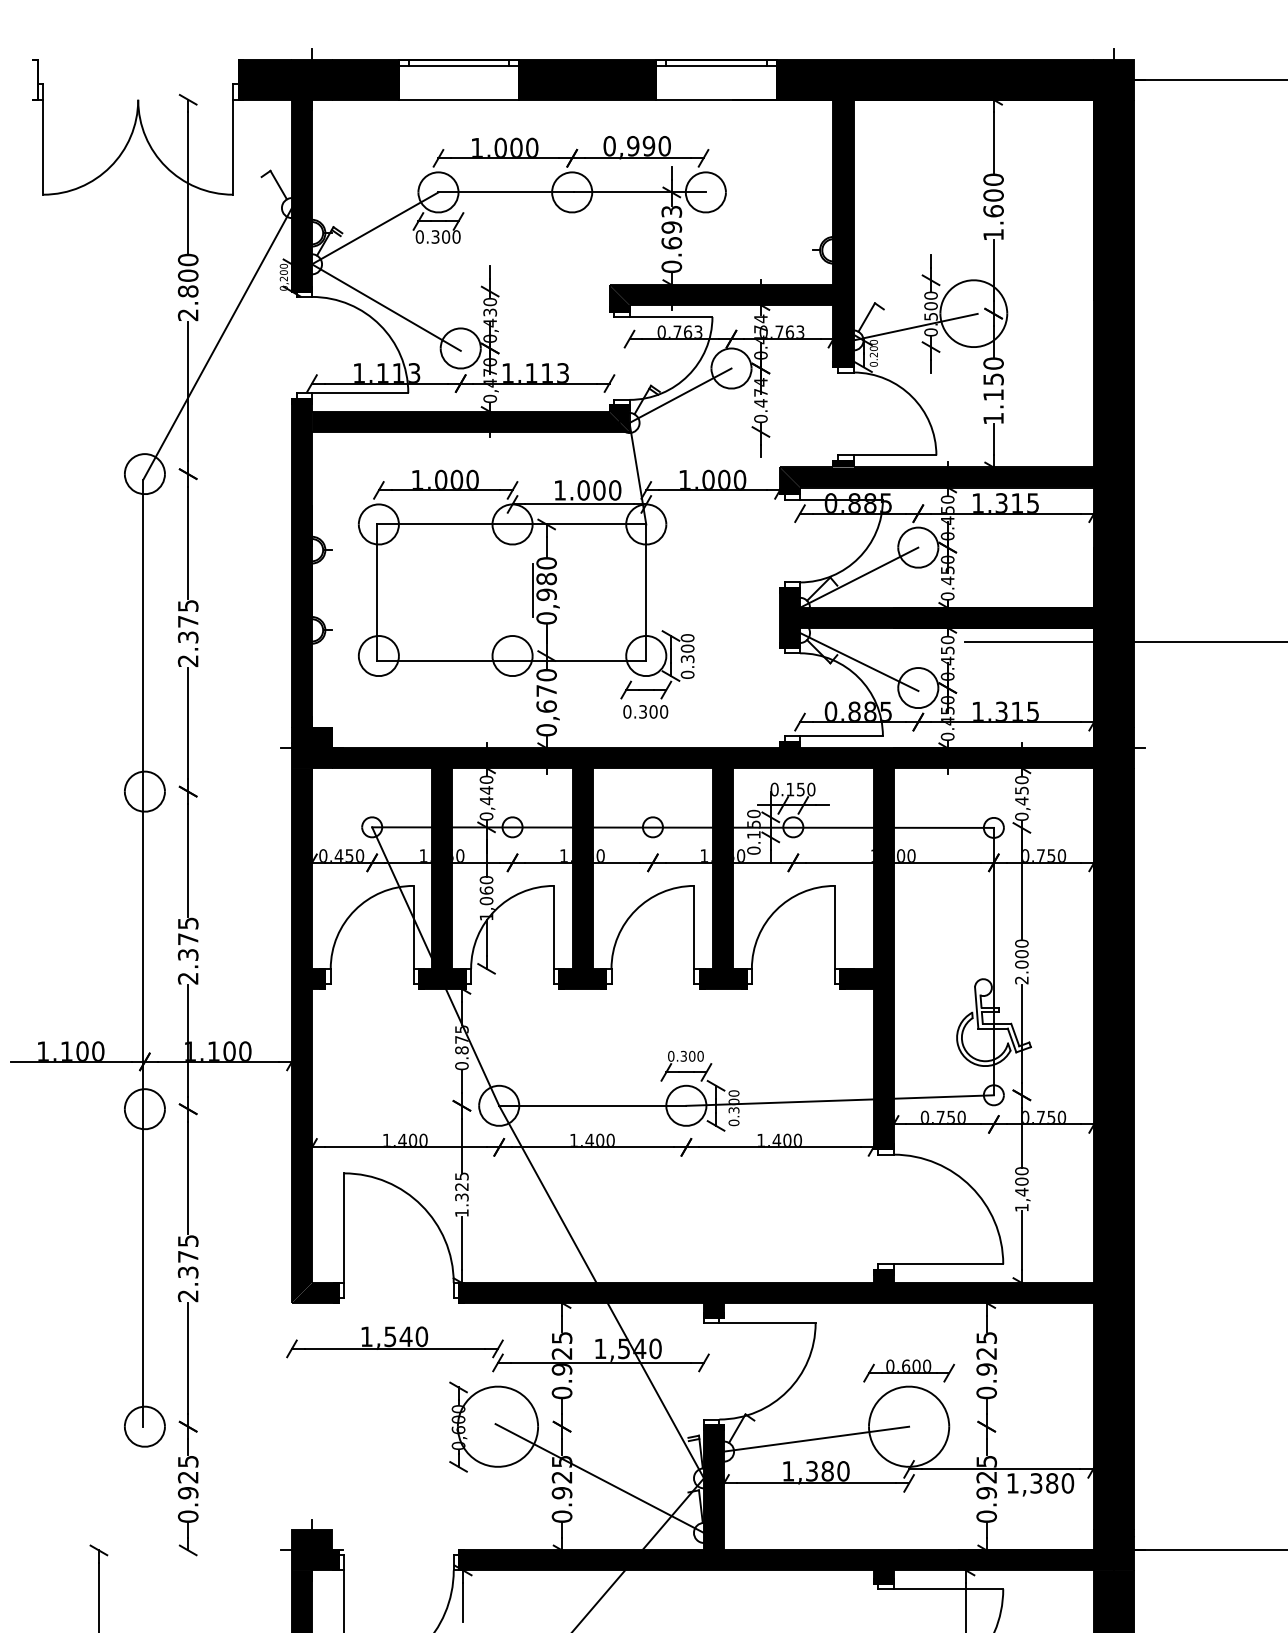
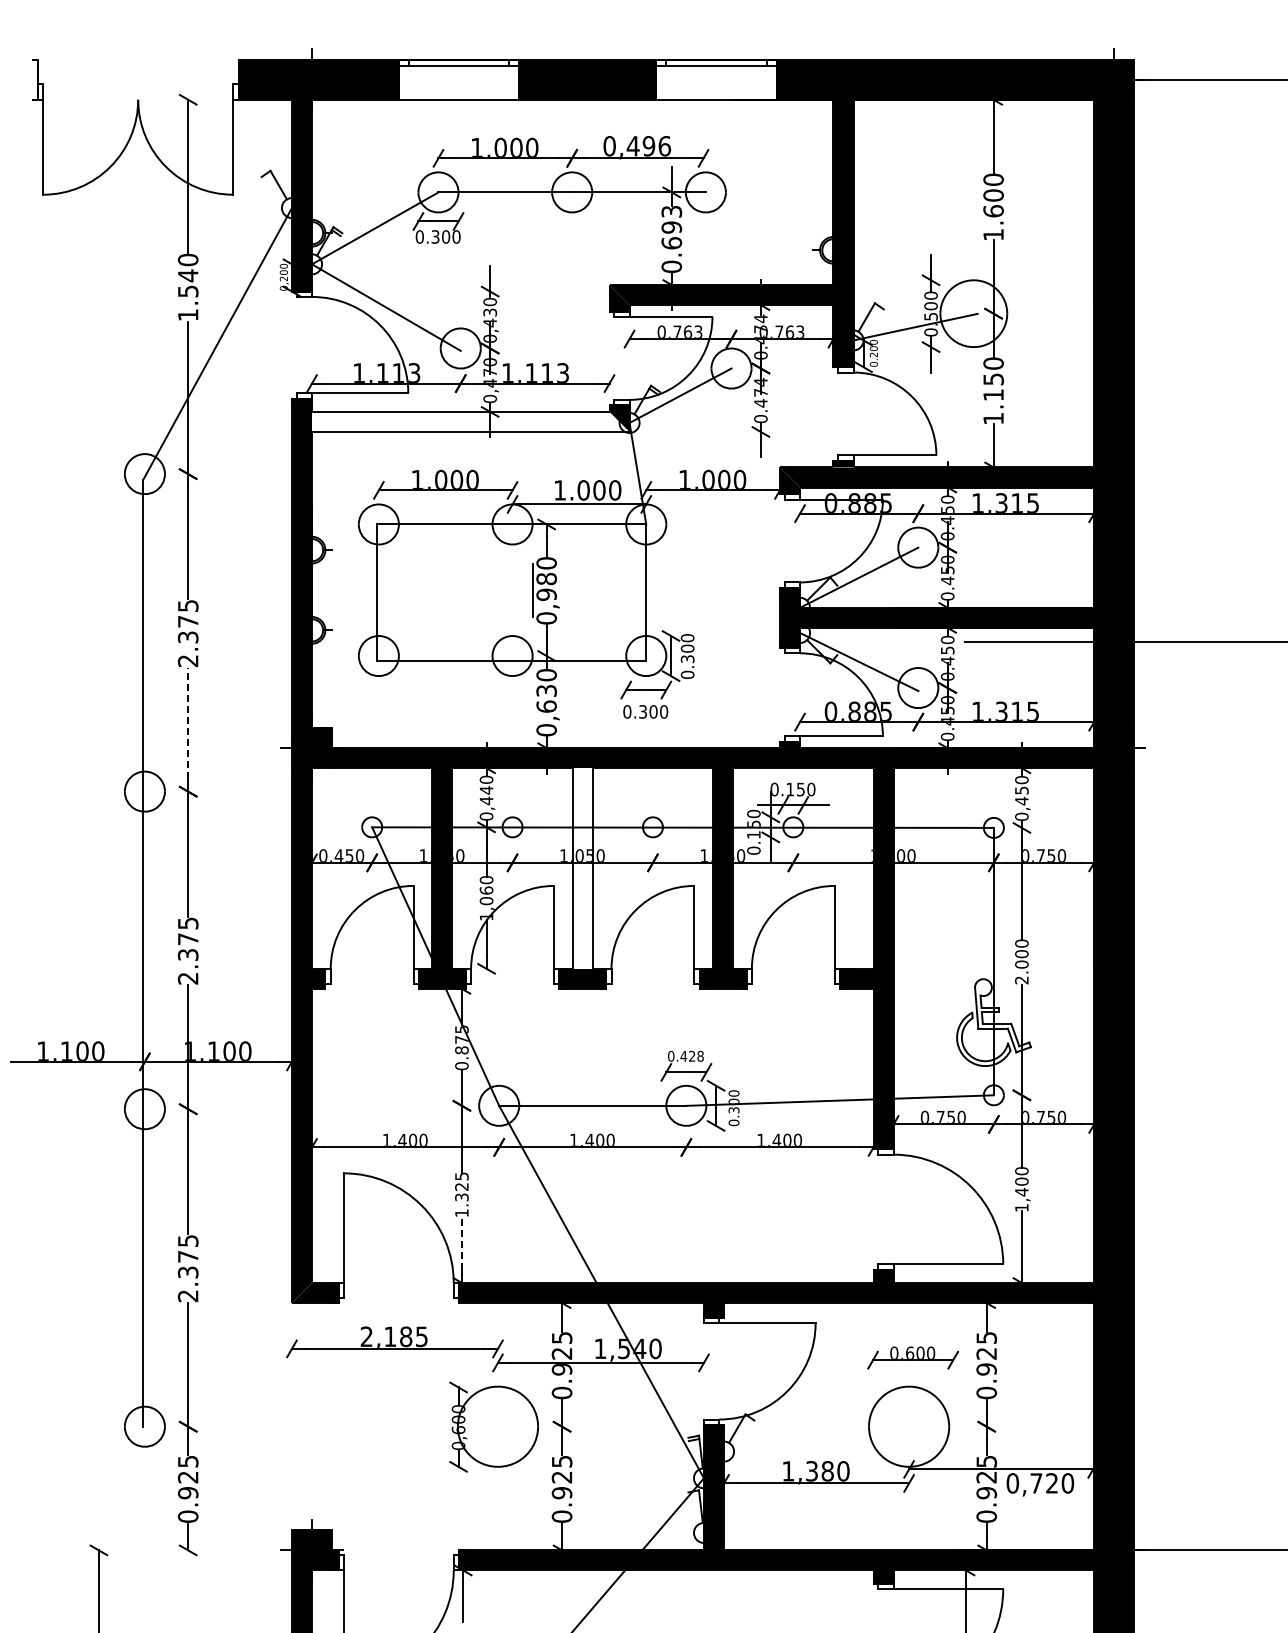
text: 0,990 -> 0,496 (648, 145)
text: 2.800 -> 1.540 (187, 295)
fill: present -> none (470, 421)
text: 0,670 -> 0,630 (546, 690)
line: solid -> dashed (188, 723)
fill: present -> none (582, 868)
text: 0.300 -> 0.428 (691, 1055)
line: solid -> dashed (461, 1243)
text: 1,540 -> 2,185 (394, 1336)
part position: (909, 1370) -> (913, 1357) (913, 1357)
line: present -> none (816, 1438)
line: present -> none (599, 1478)
text: 1,380 -> 0,720 (1032, 1483)
